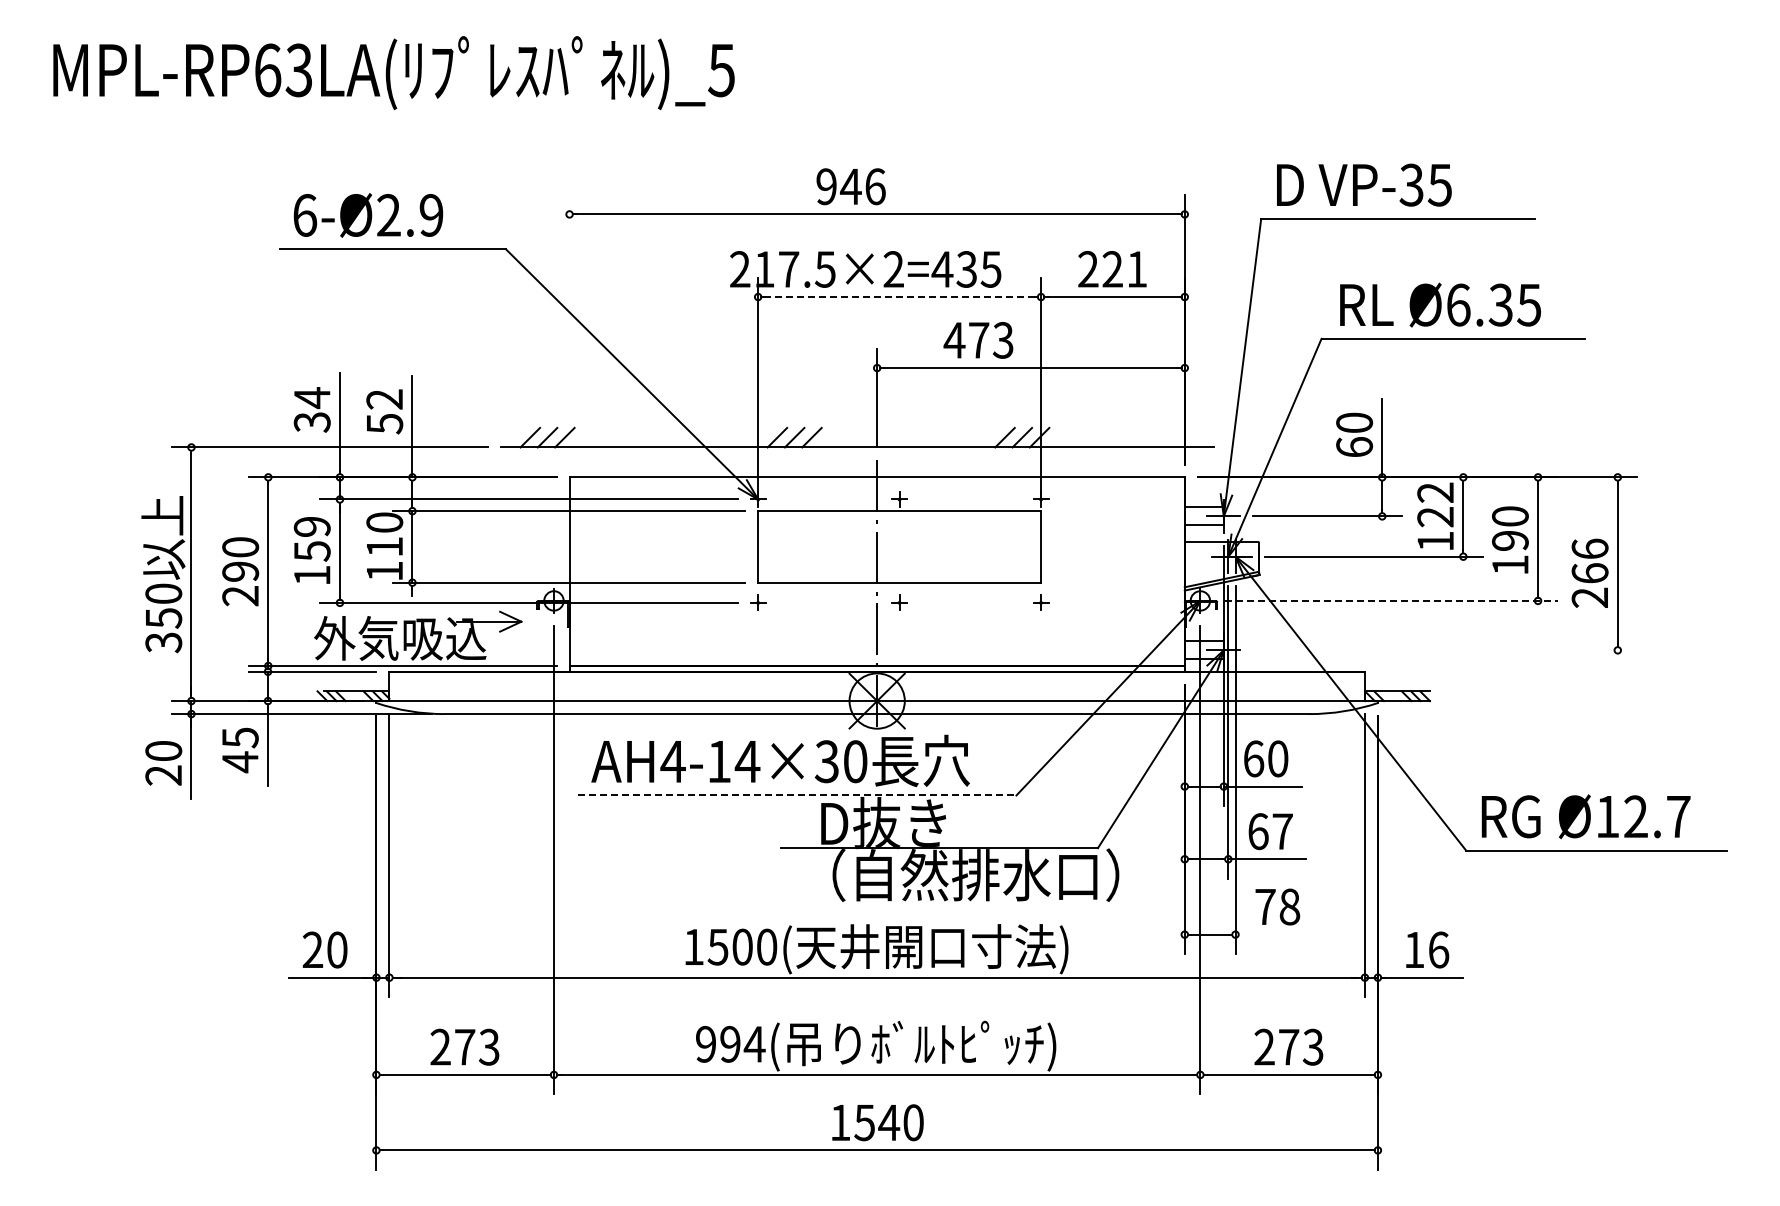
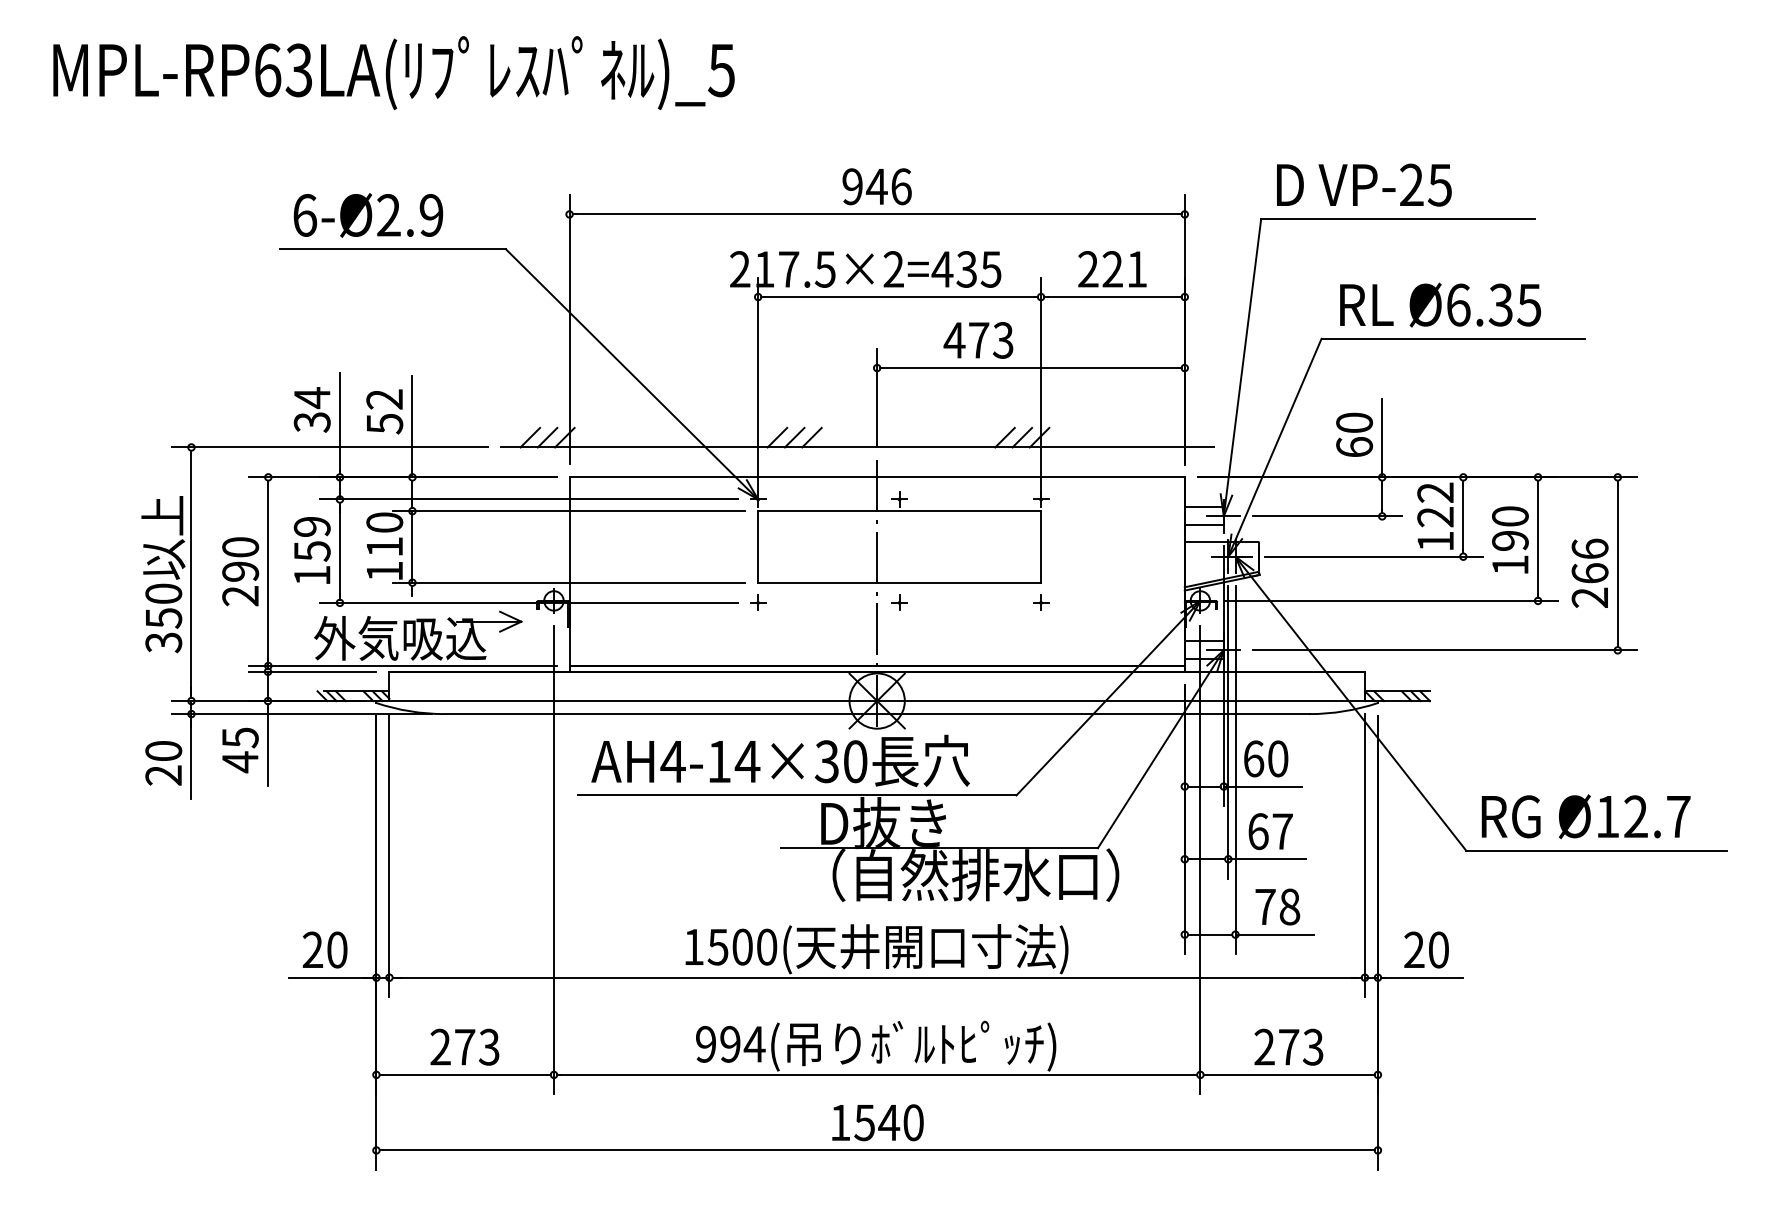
text: VP-35 -> VP-25 (1411, 184)
text position: (850, 186) -> (876, 186) (876, 186)
line: dashed -> solid (899, 297)
line: none -> present (569, 329)
line: dashed -> solid (1391, 600)
line: none -> present (1445, 650)
line: dashed -> solid (797, 795)
line: none -> present (1274, 934)
text: 16 -> 20 (1426, 949)
